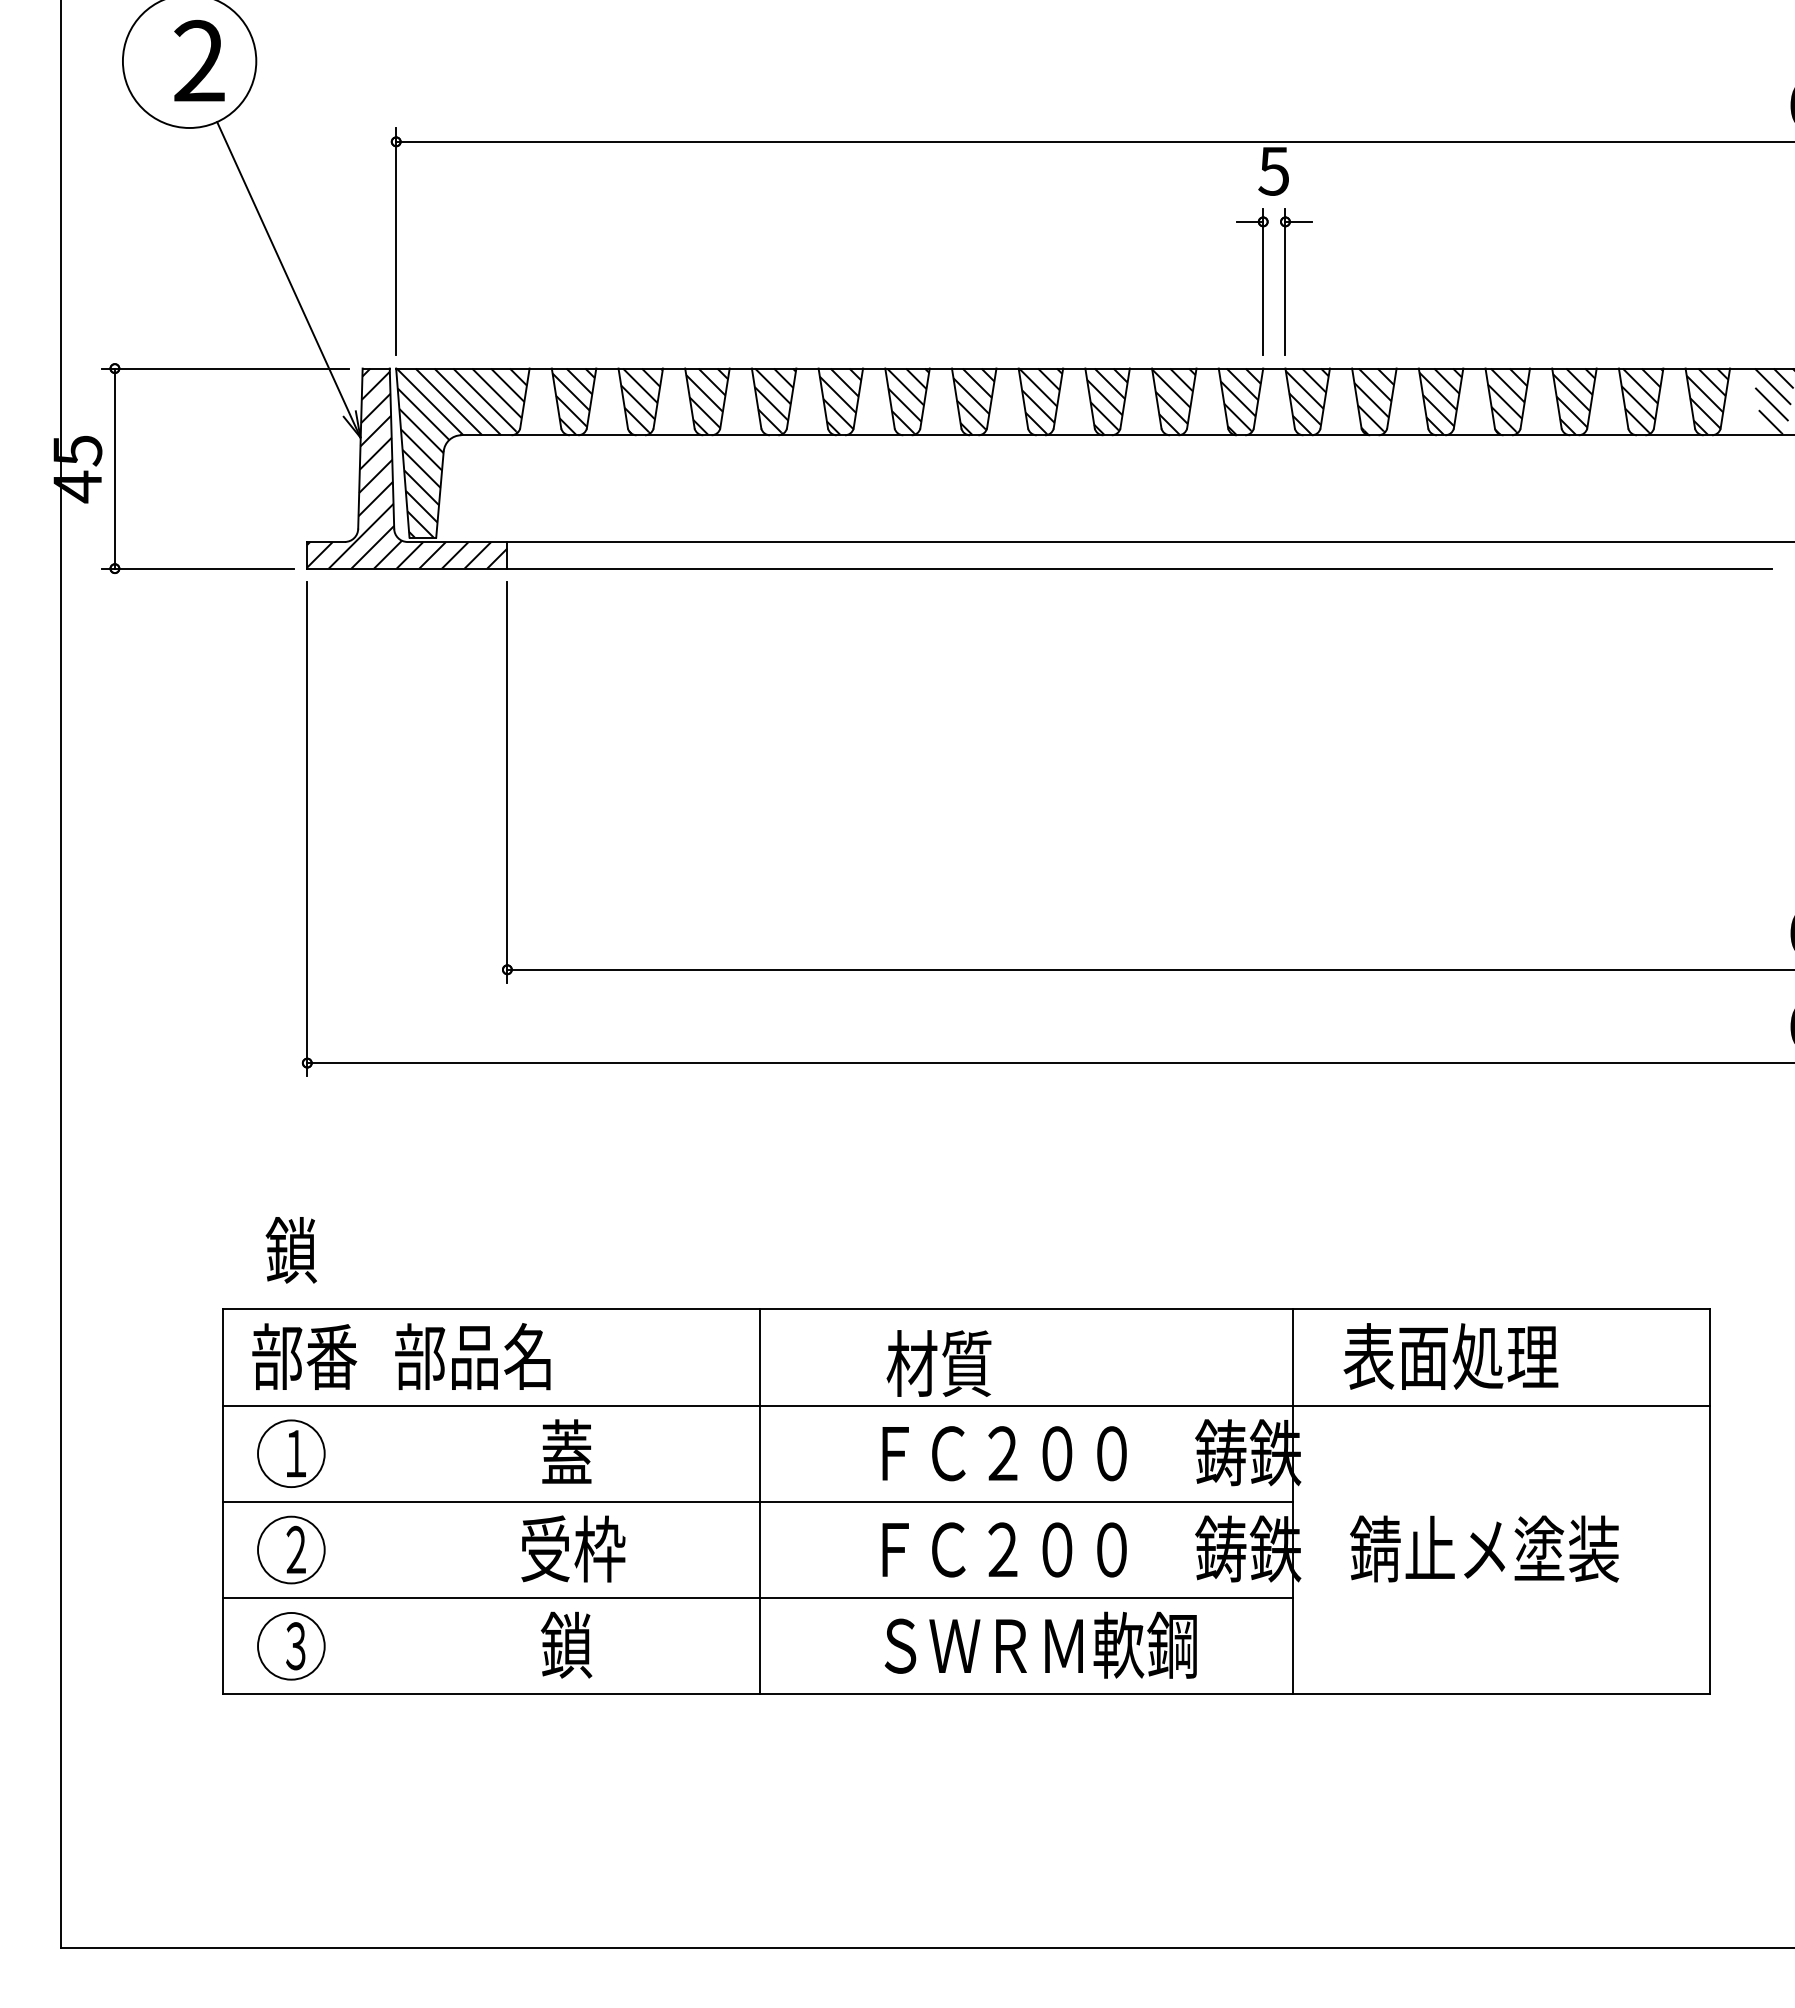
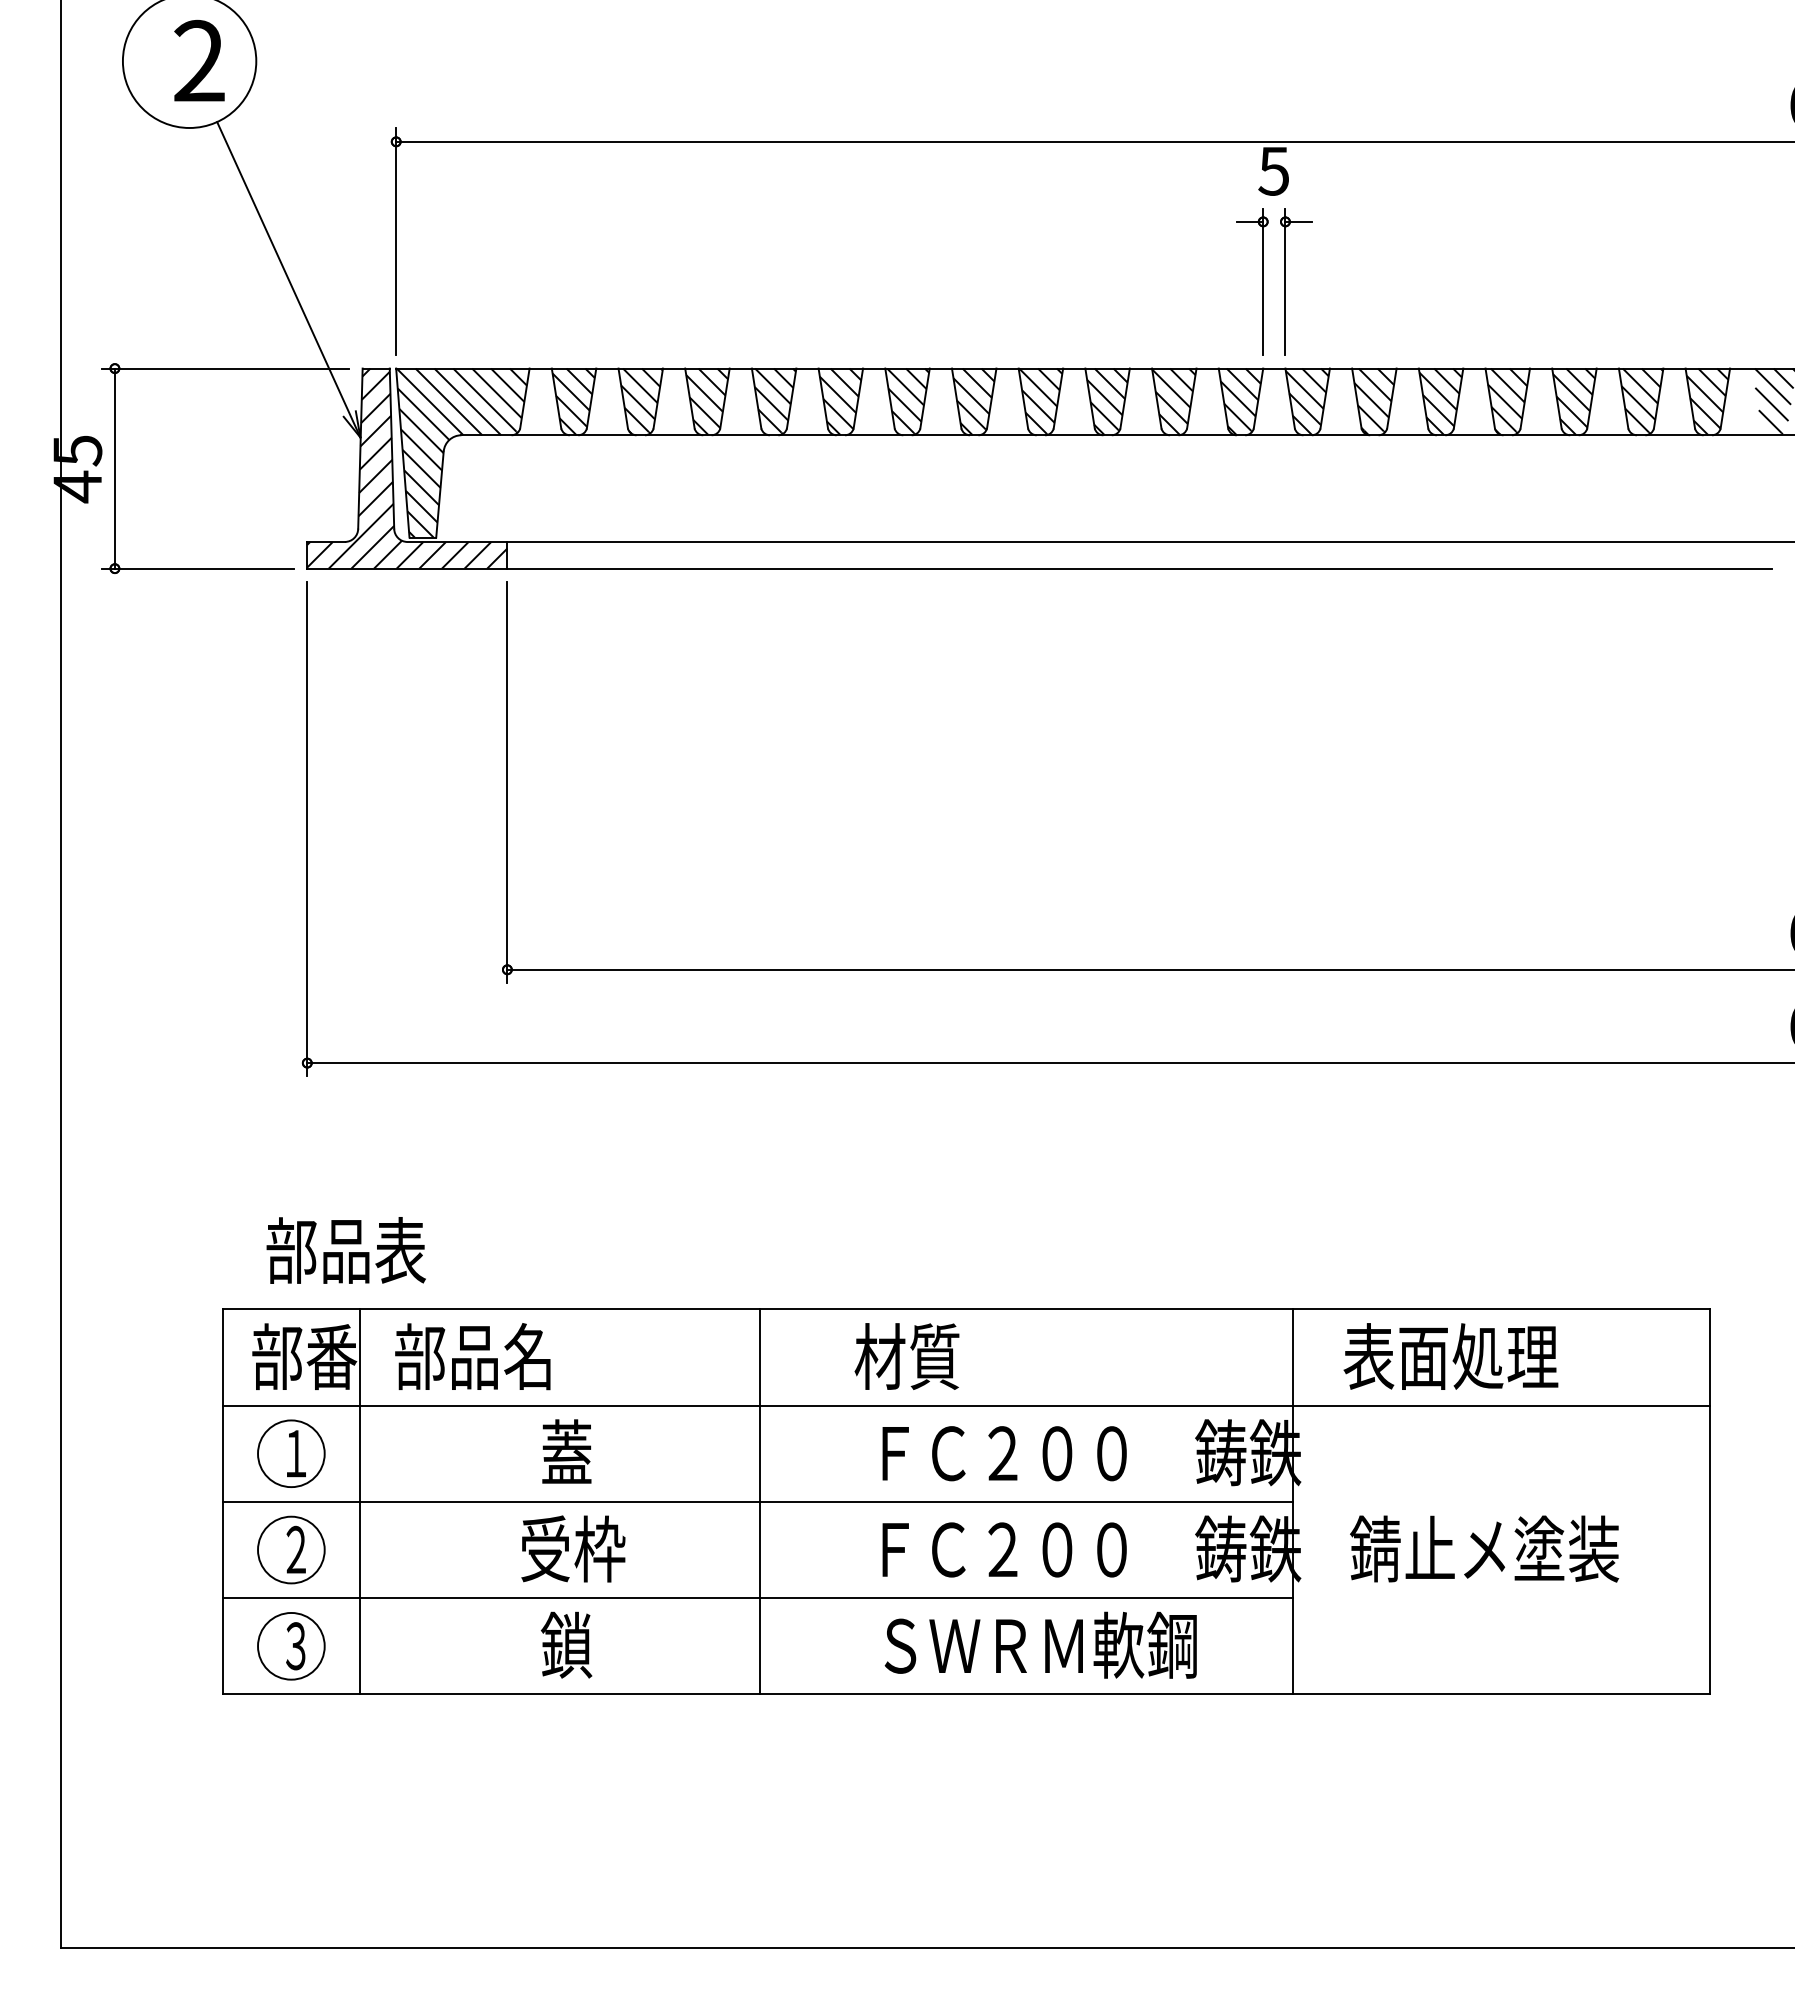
text: 鎖 -> 部品表 (345, 1250)
text position: (938, 1363) -> (906, 1356) (906, 1356)
line: none -> present (359, 1501)
